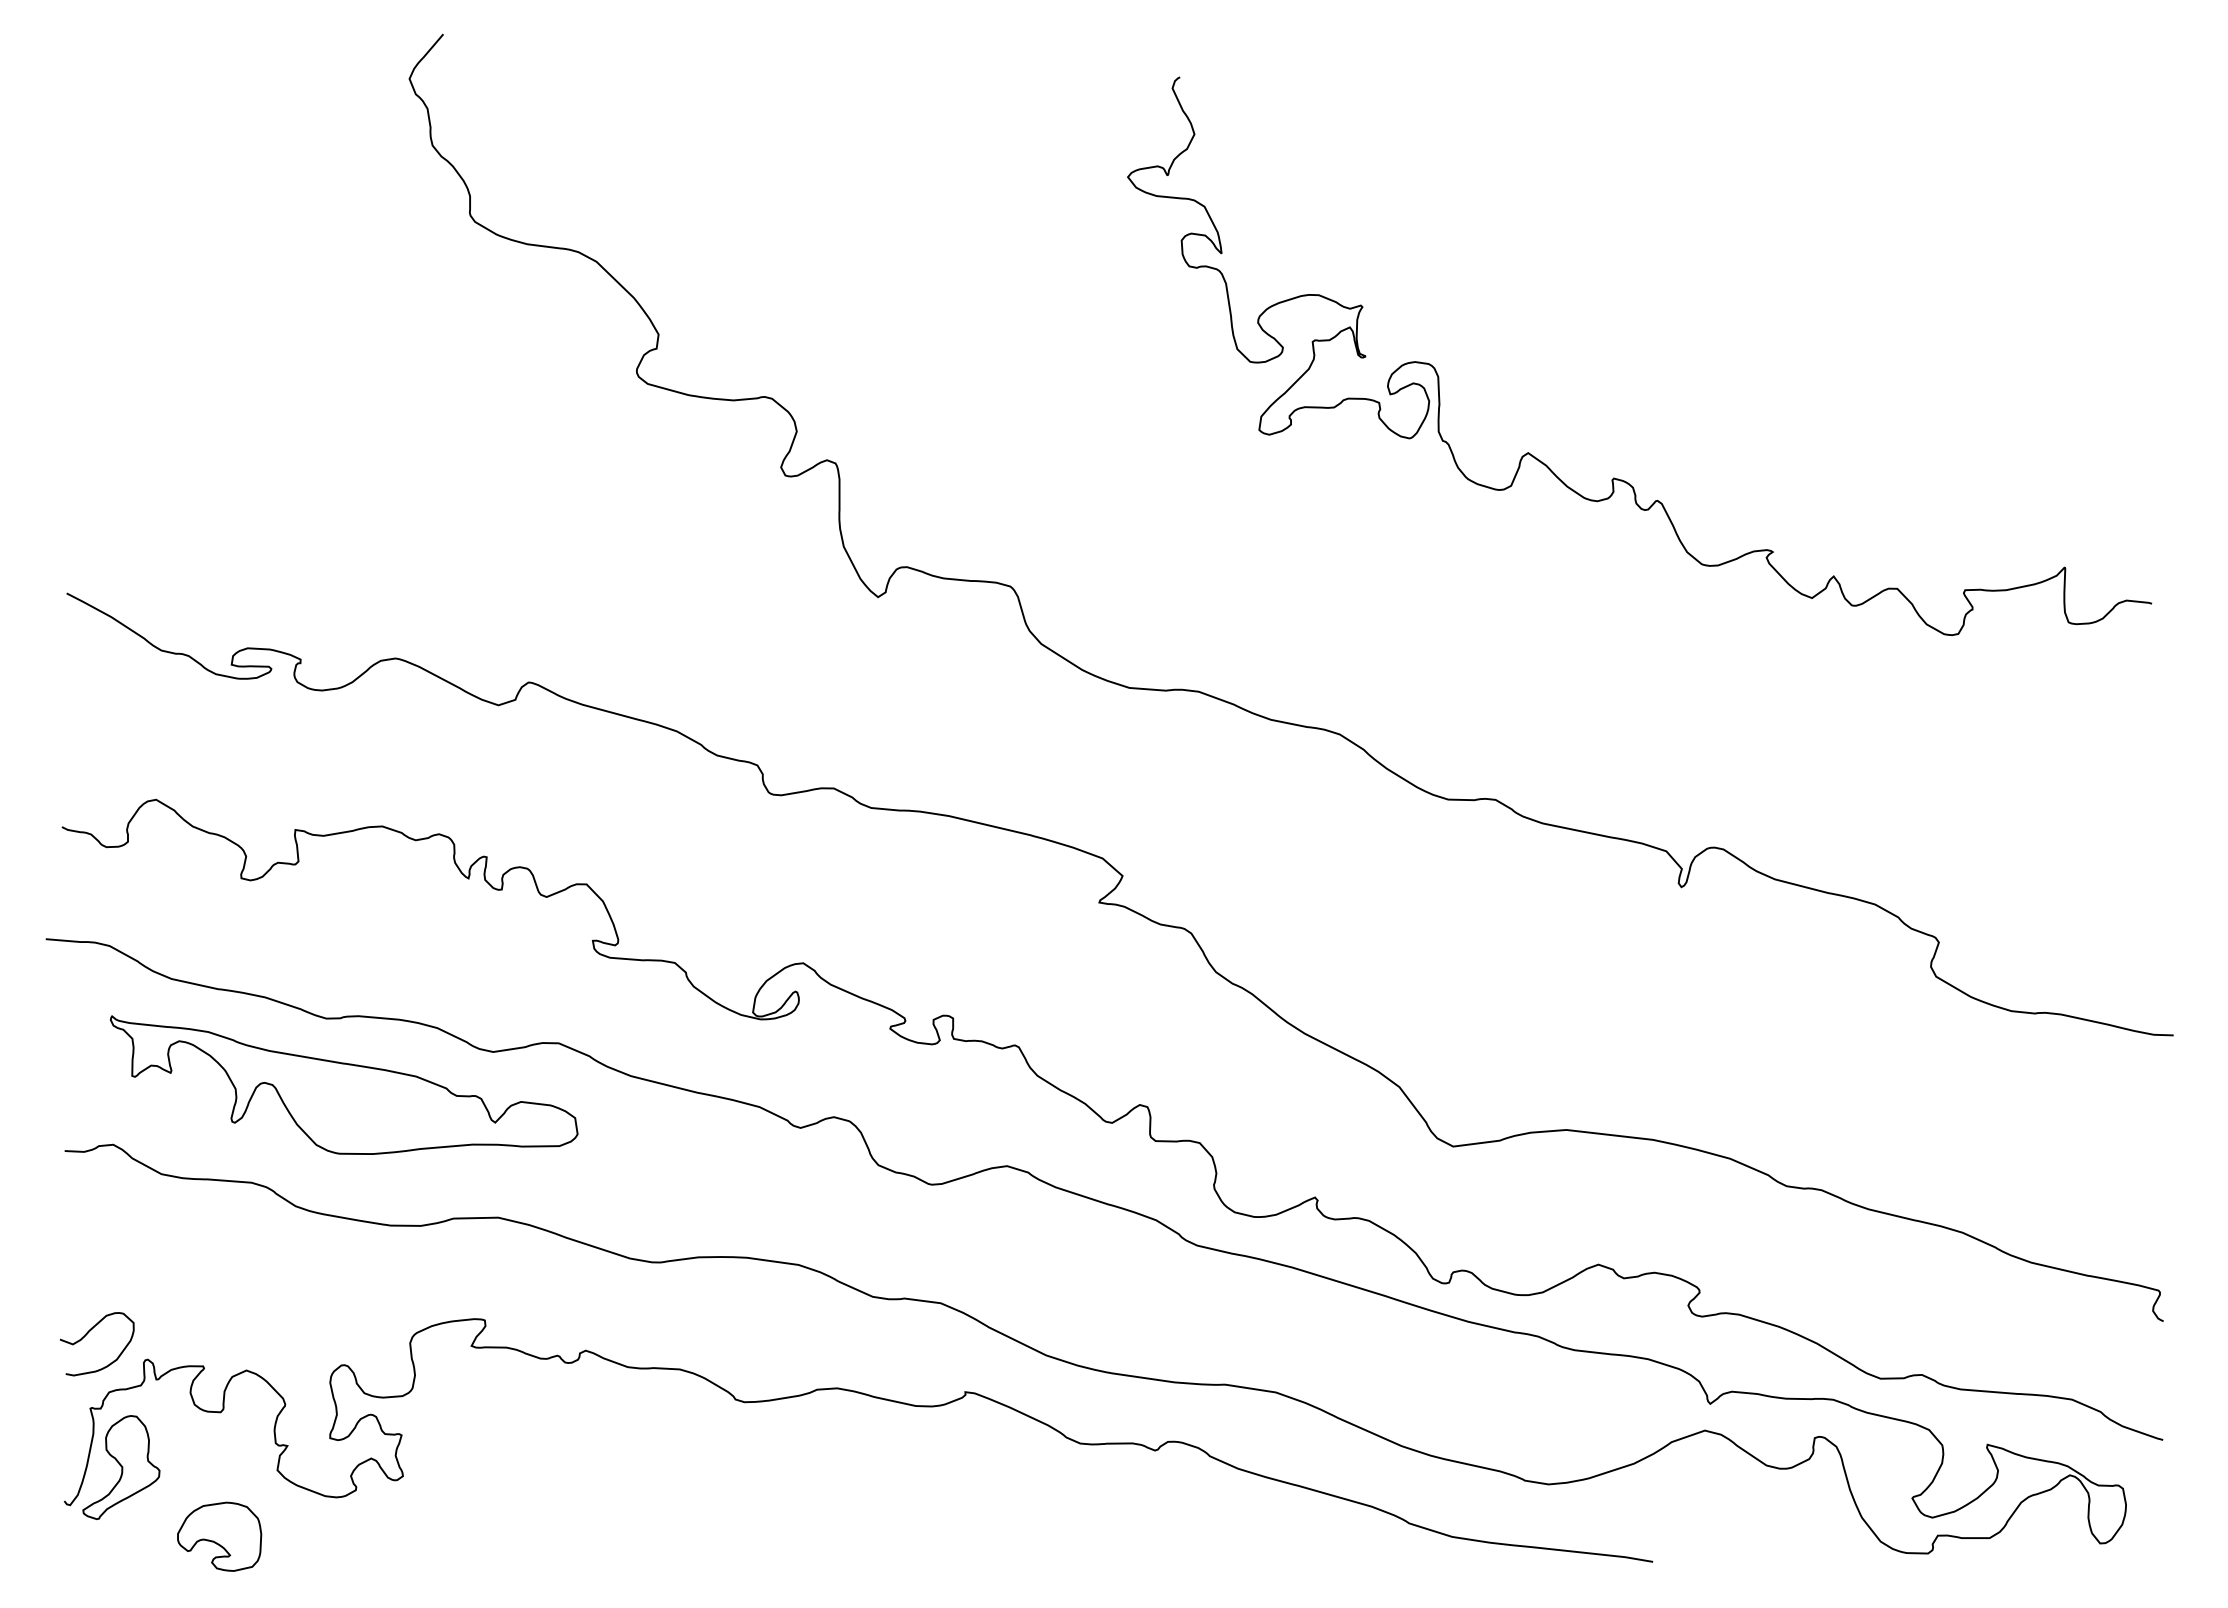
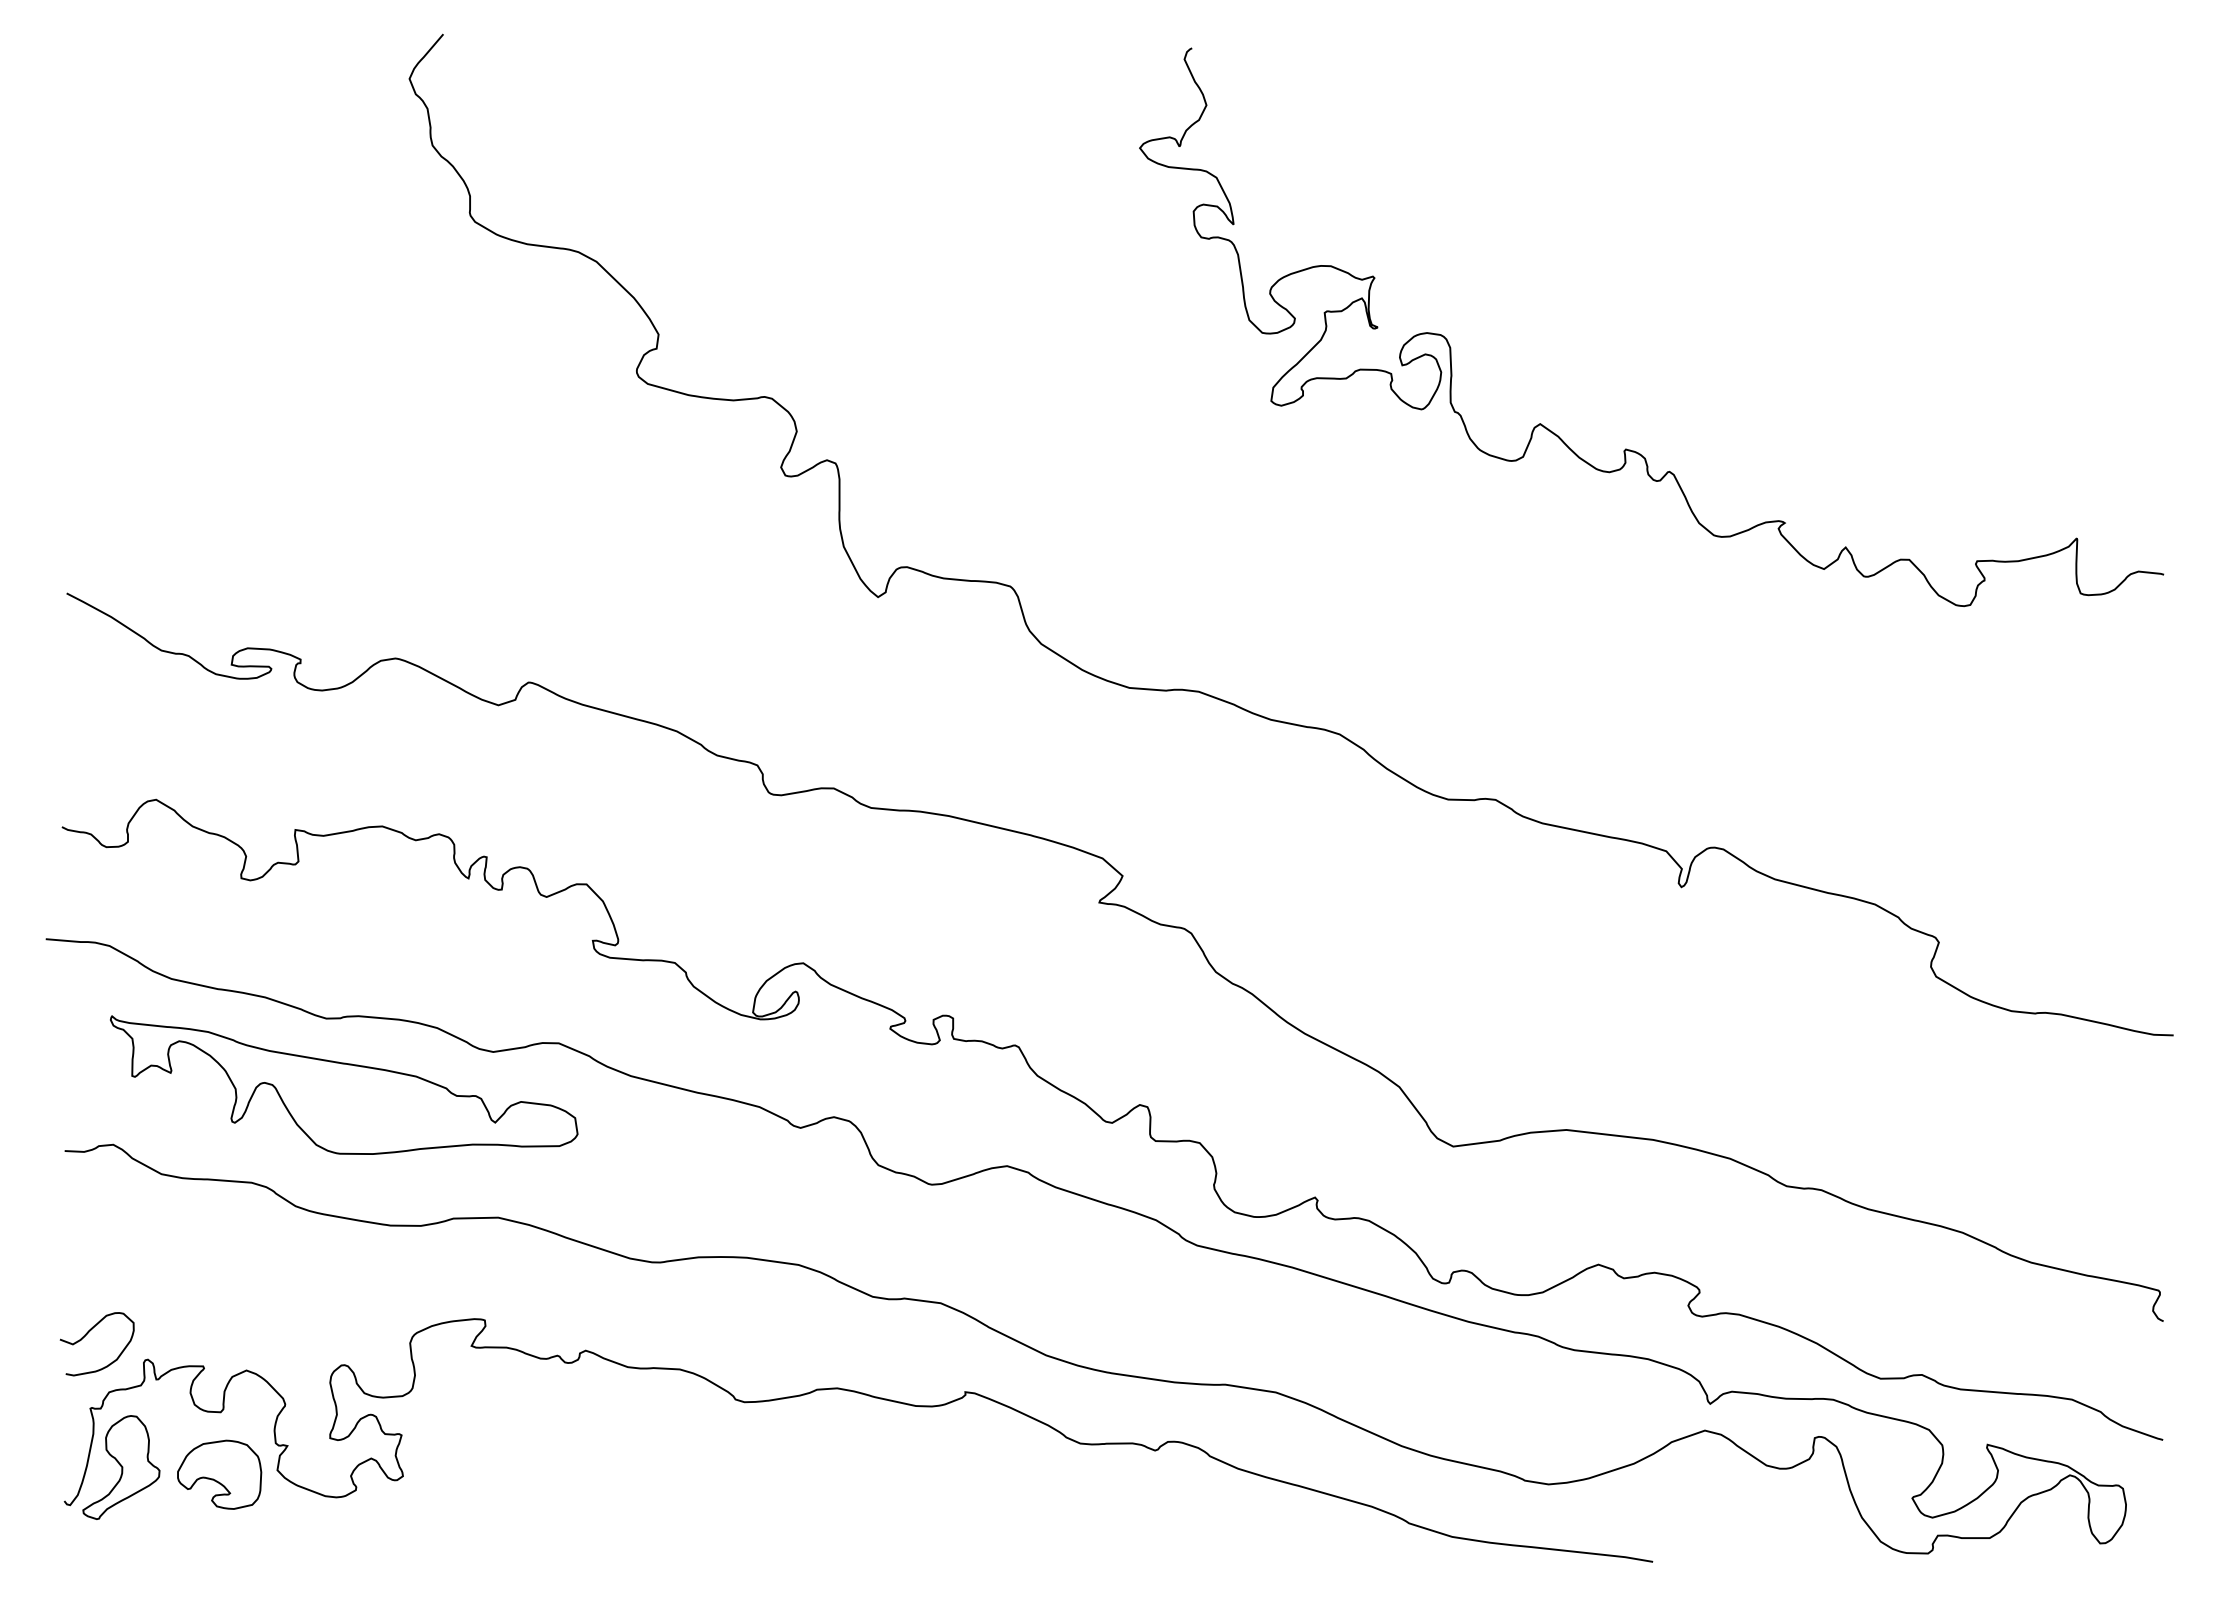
curve position: (1614, 477) -> (1626, 448) (1626, 448)
part position: (219, 1536) -> (219, 1474) (219, 1474)
